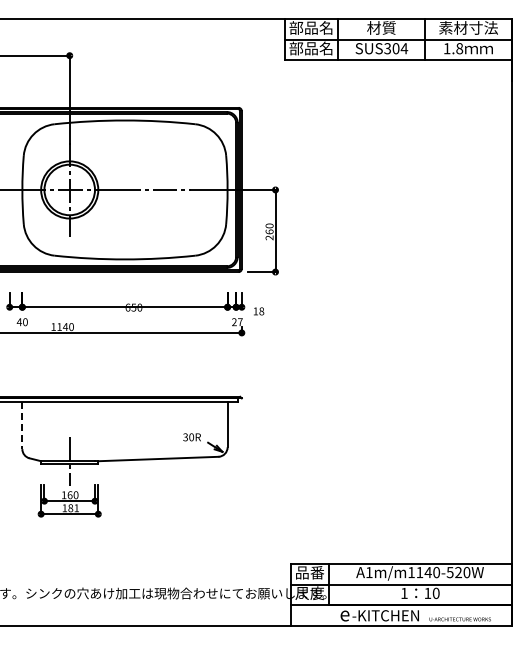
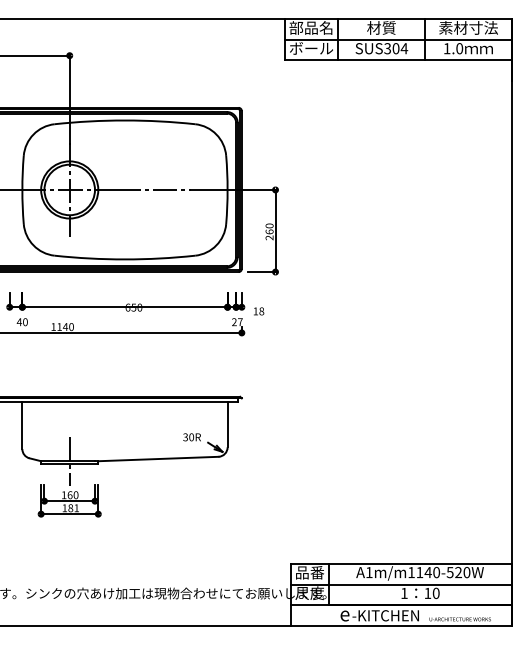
text: 部品名 -> ボール (310, 48)
text: 1.8 -> 1.0 (459, 48)
line: dashed -> solid (22, 425)
